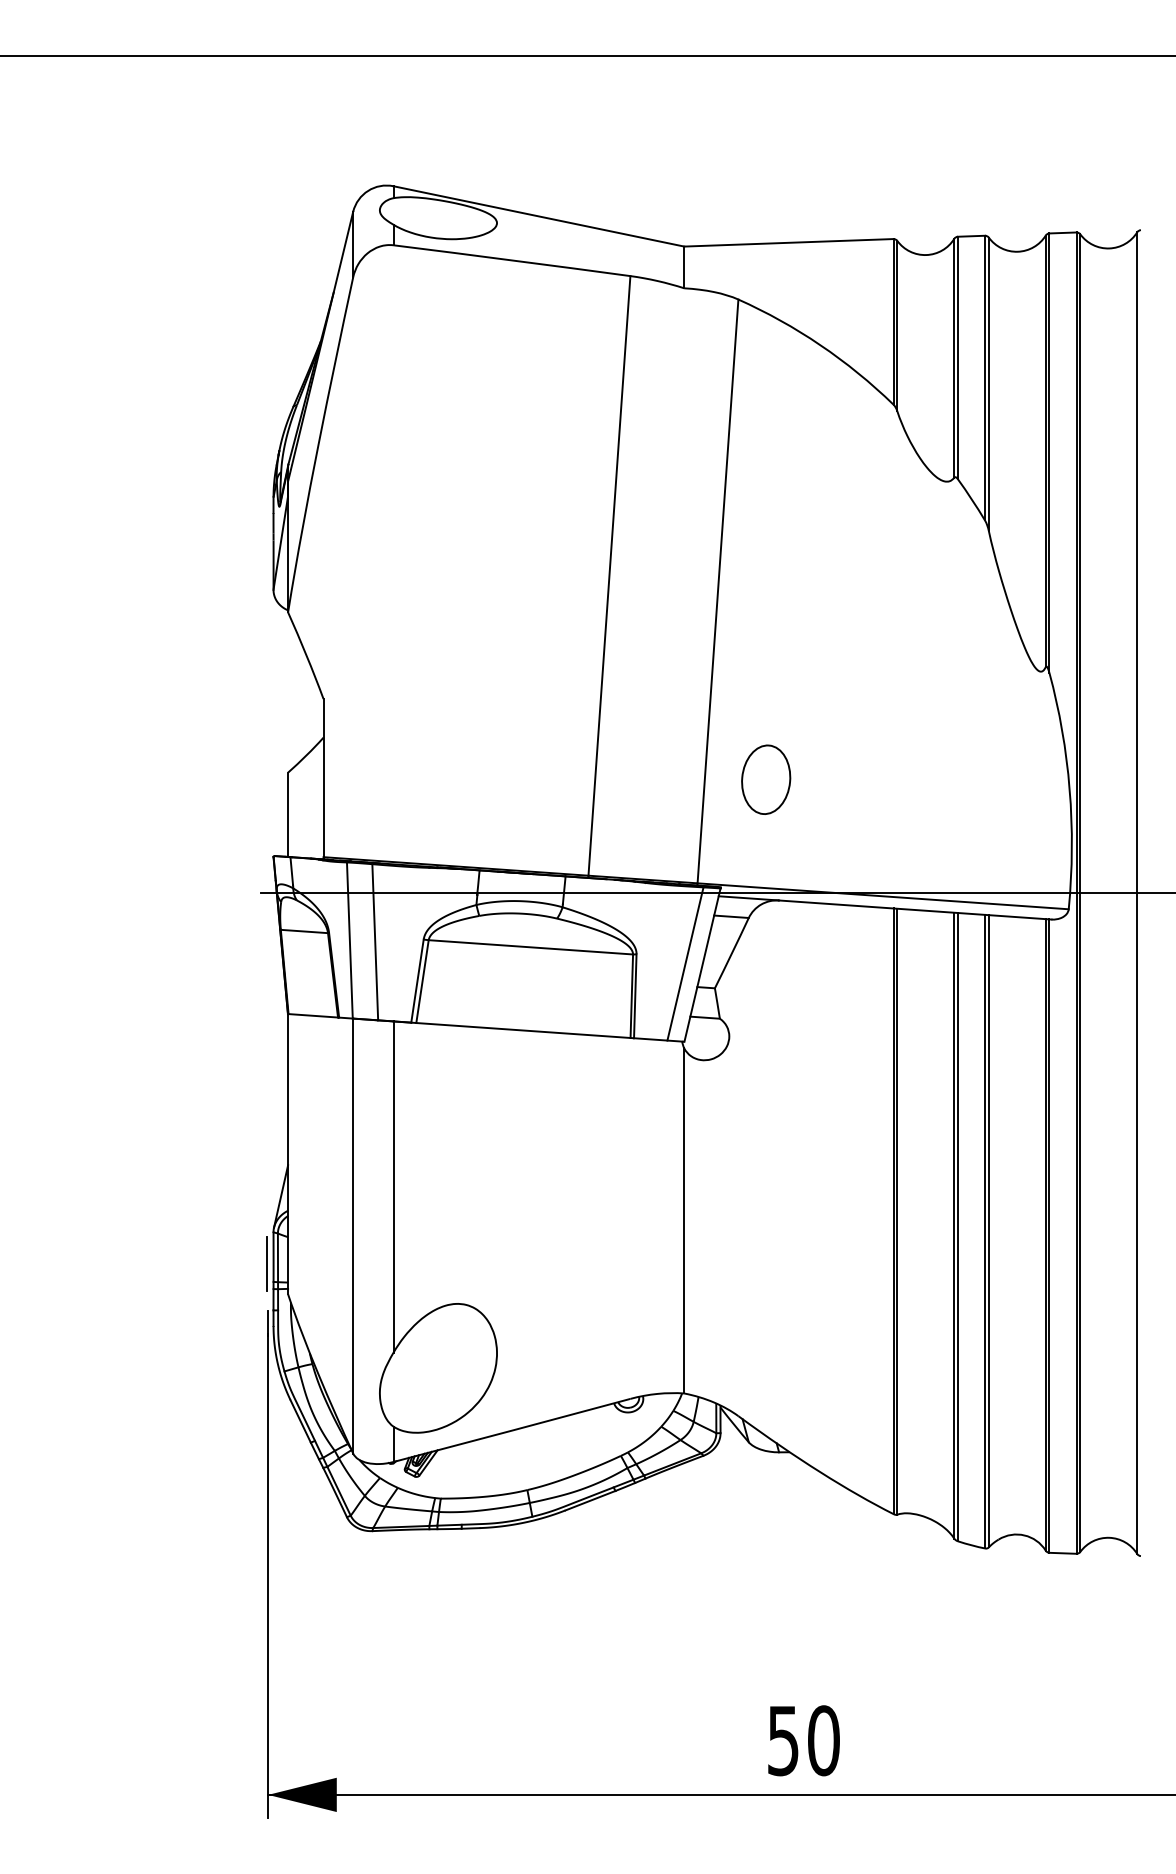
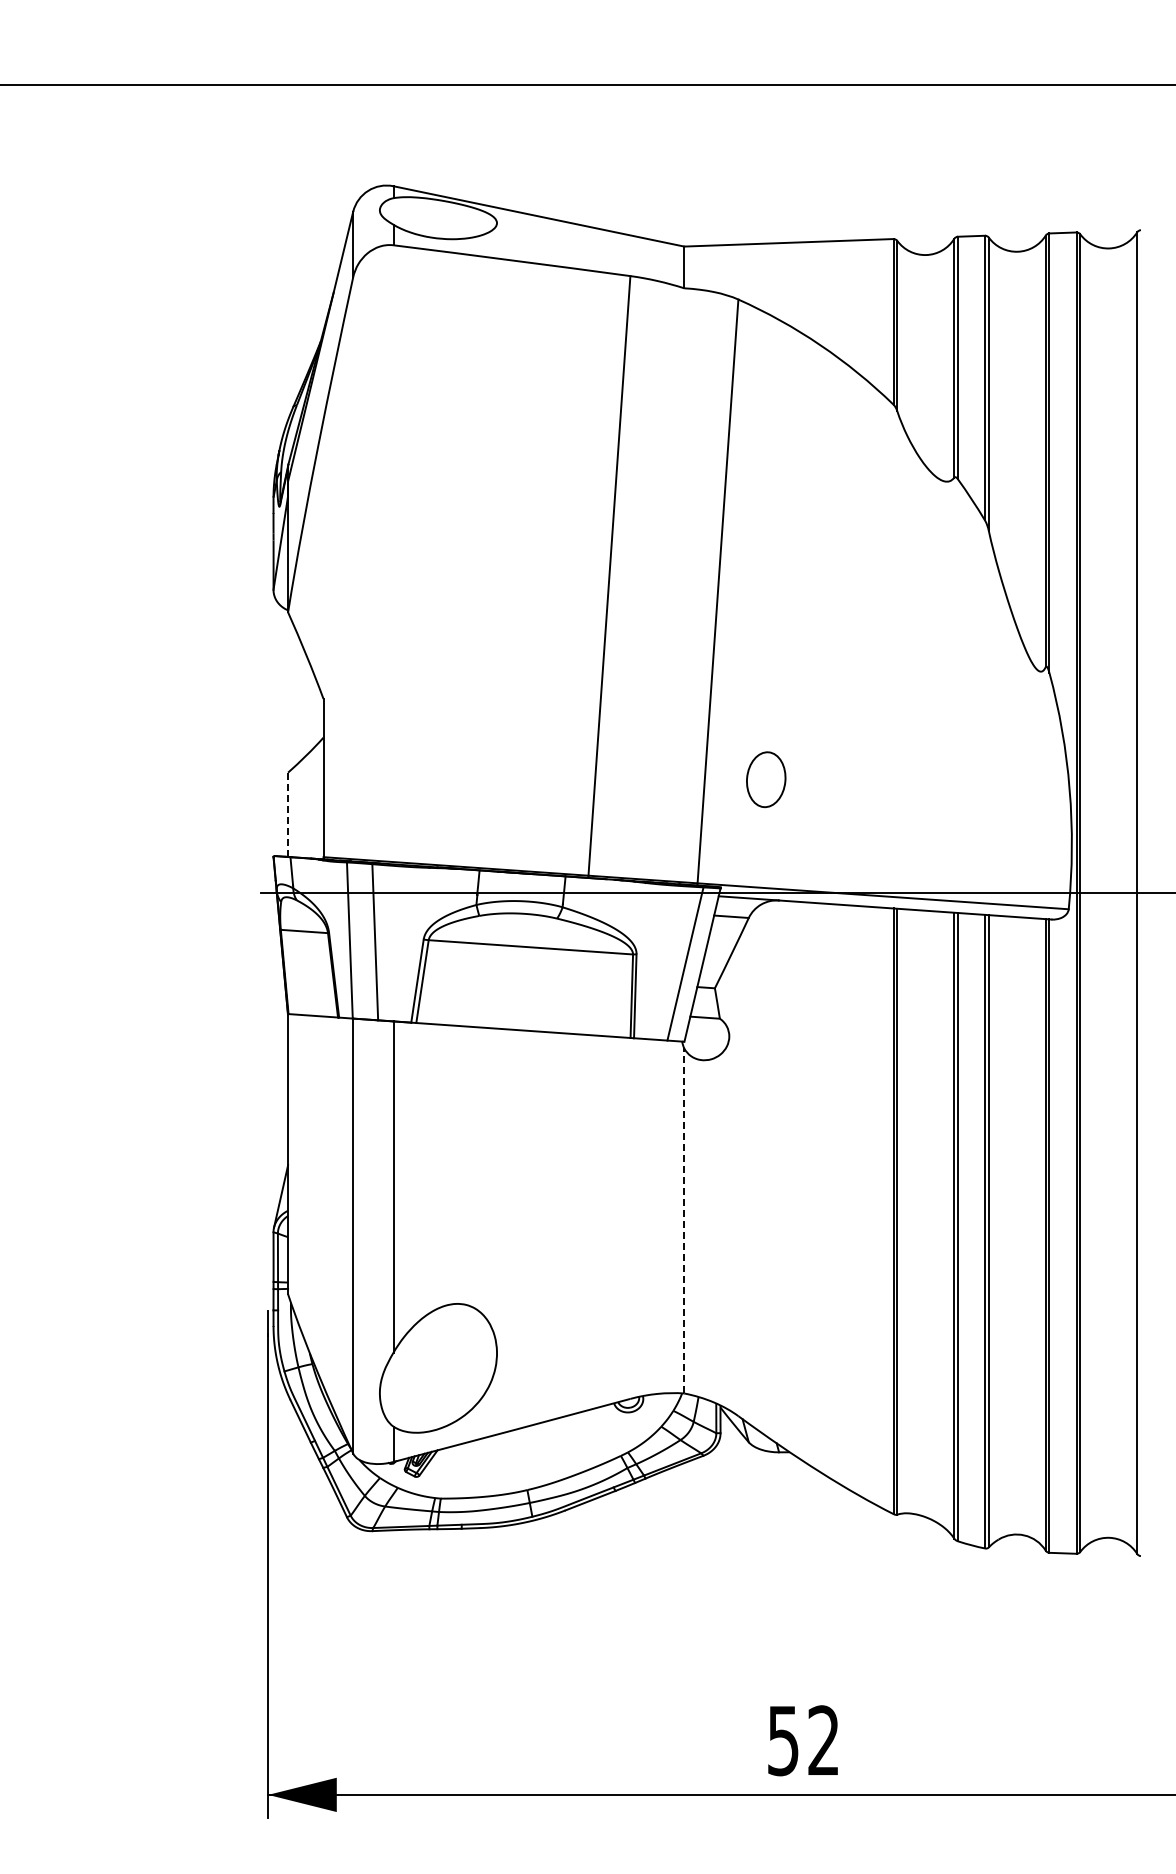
line position: (587, 56) -> (587, 85) (587, 85)
part size: 51x71 px -> 41x58 px (766, 779)
line: solid -> dashed (288, 815)
line: solid -> dashed (684, 1220)
line: present -> none (266, 1263)
text: 50 -> 52 (823, 1740)
